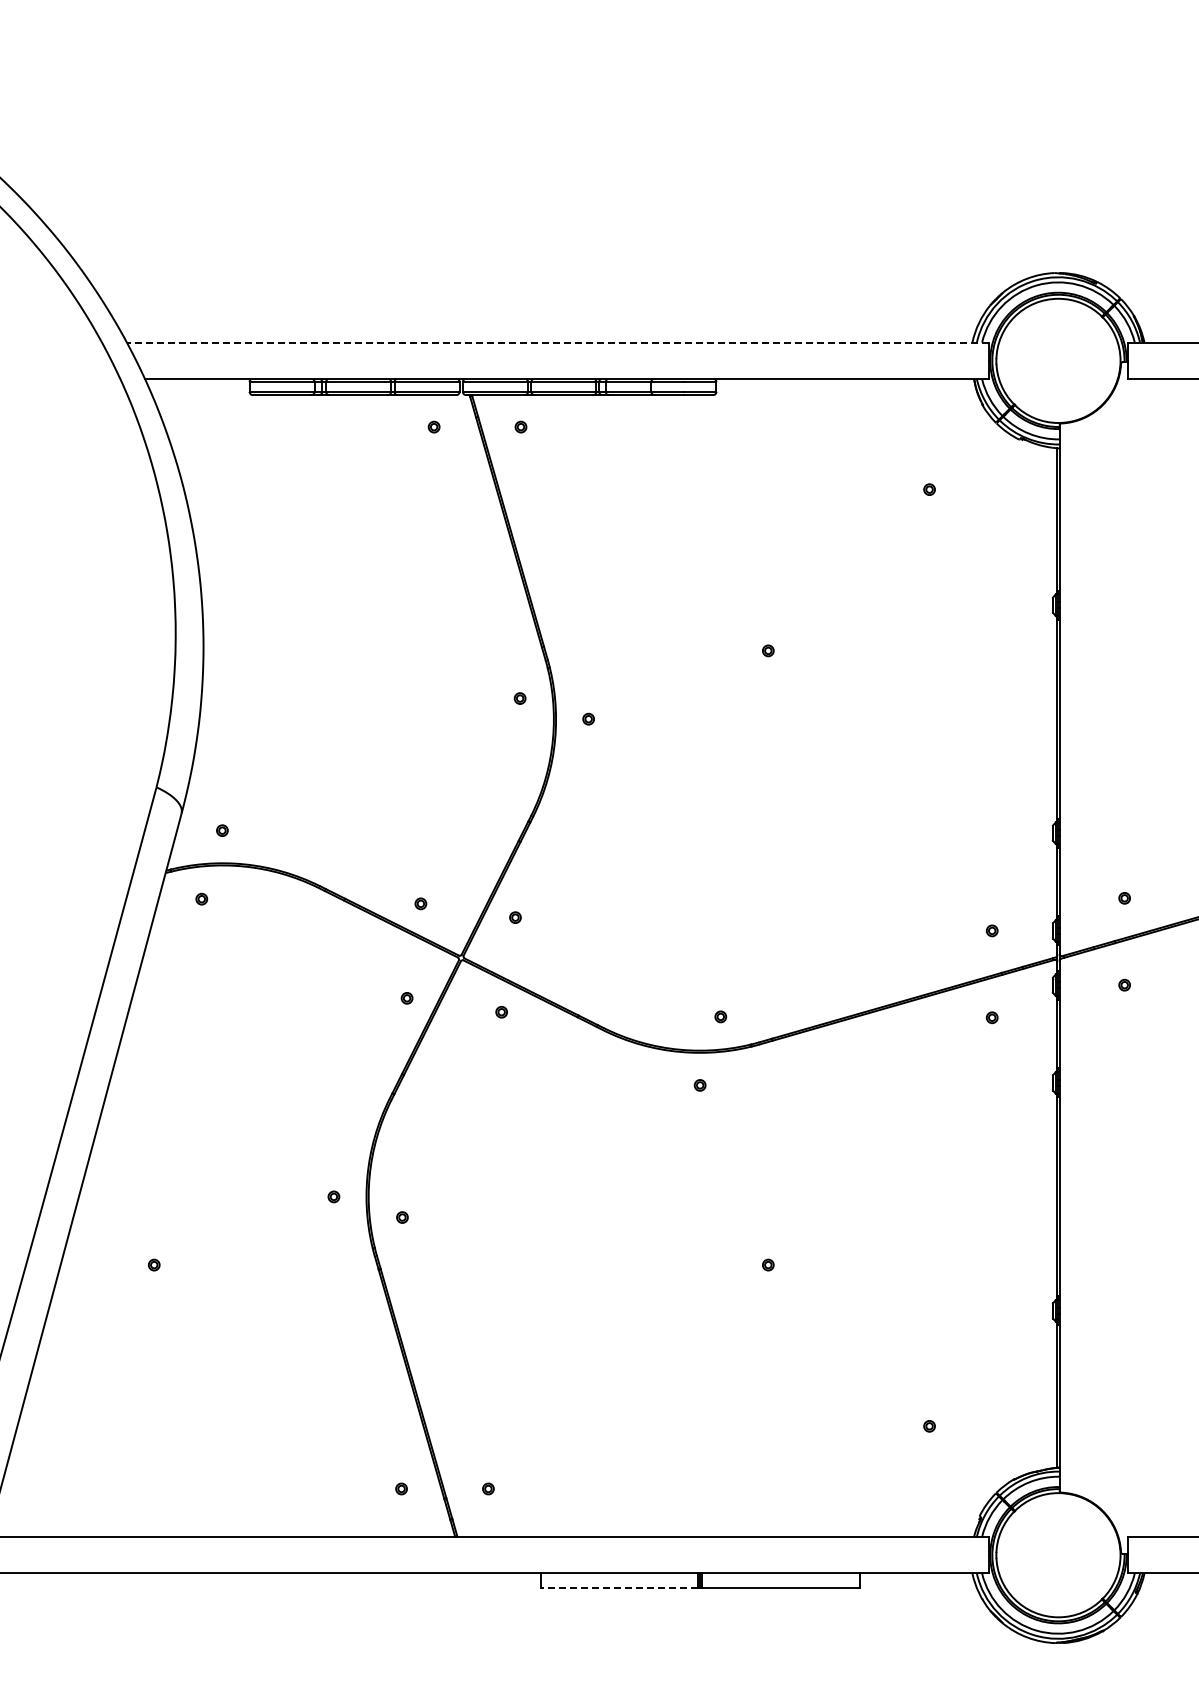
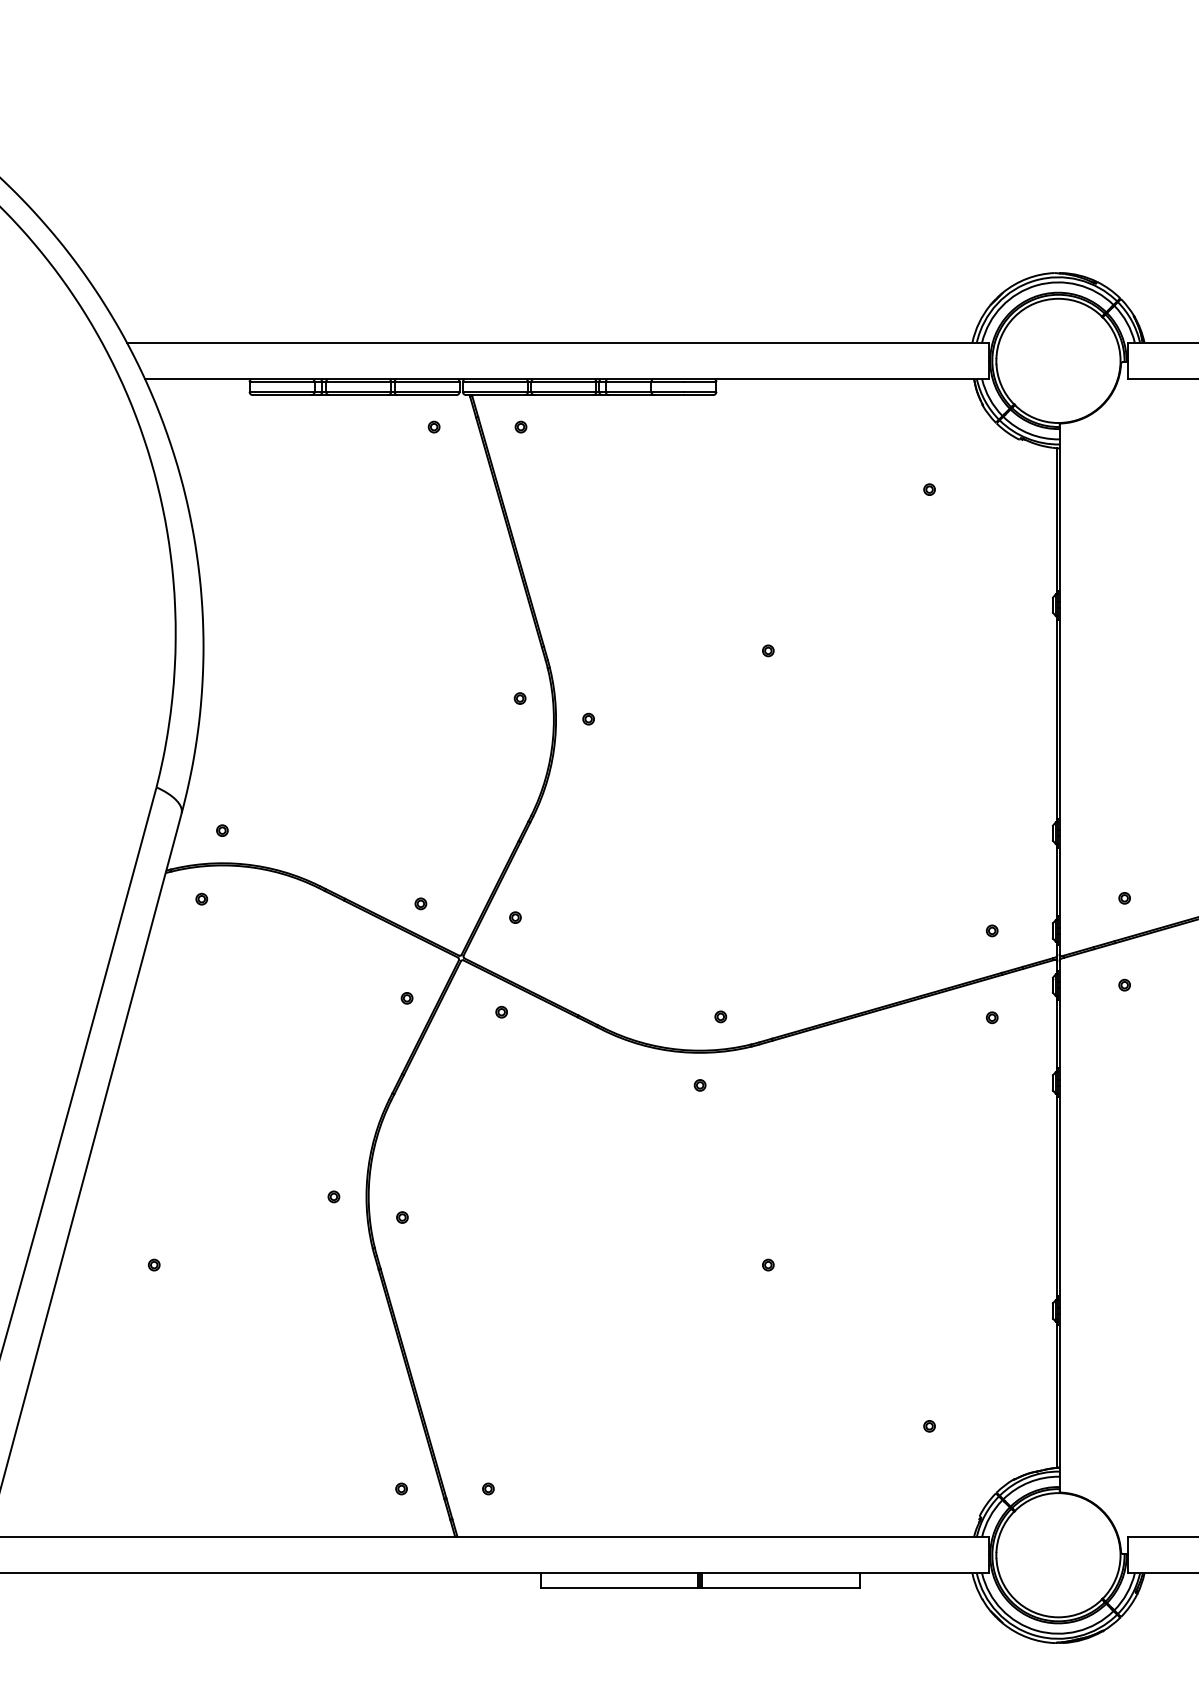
line: dashed -> solid (557, 342)
line: dashed -> solid (619, 1587)
